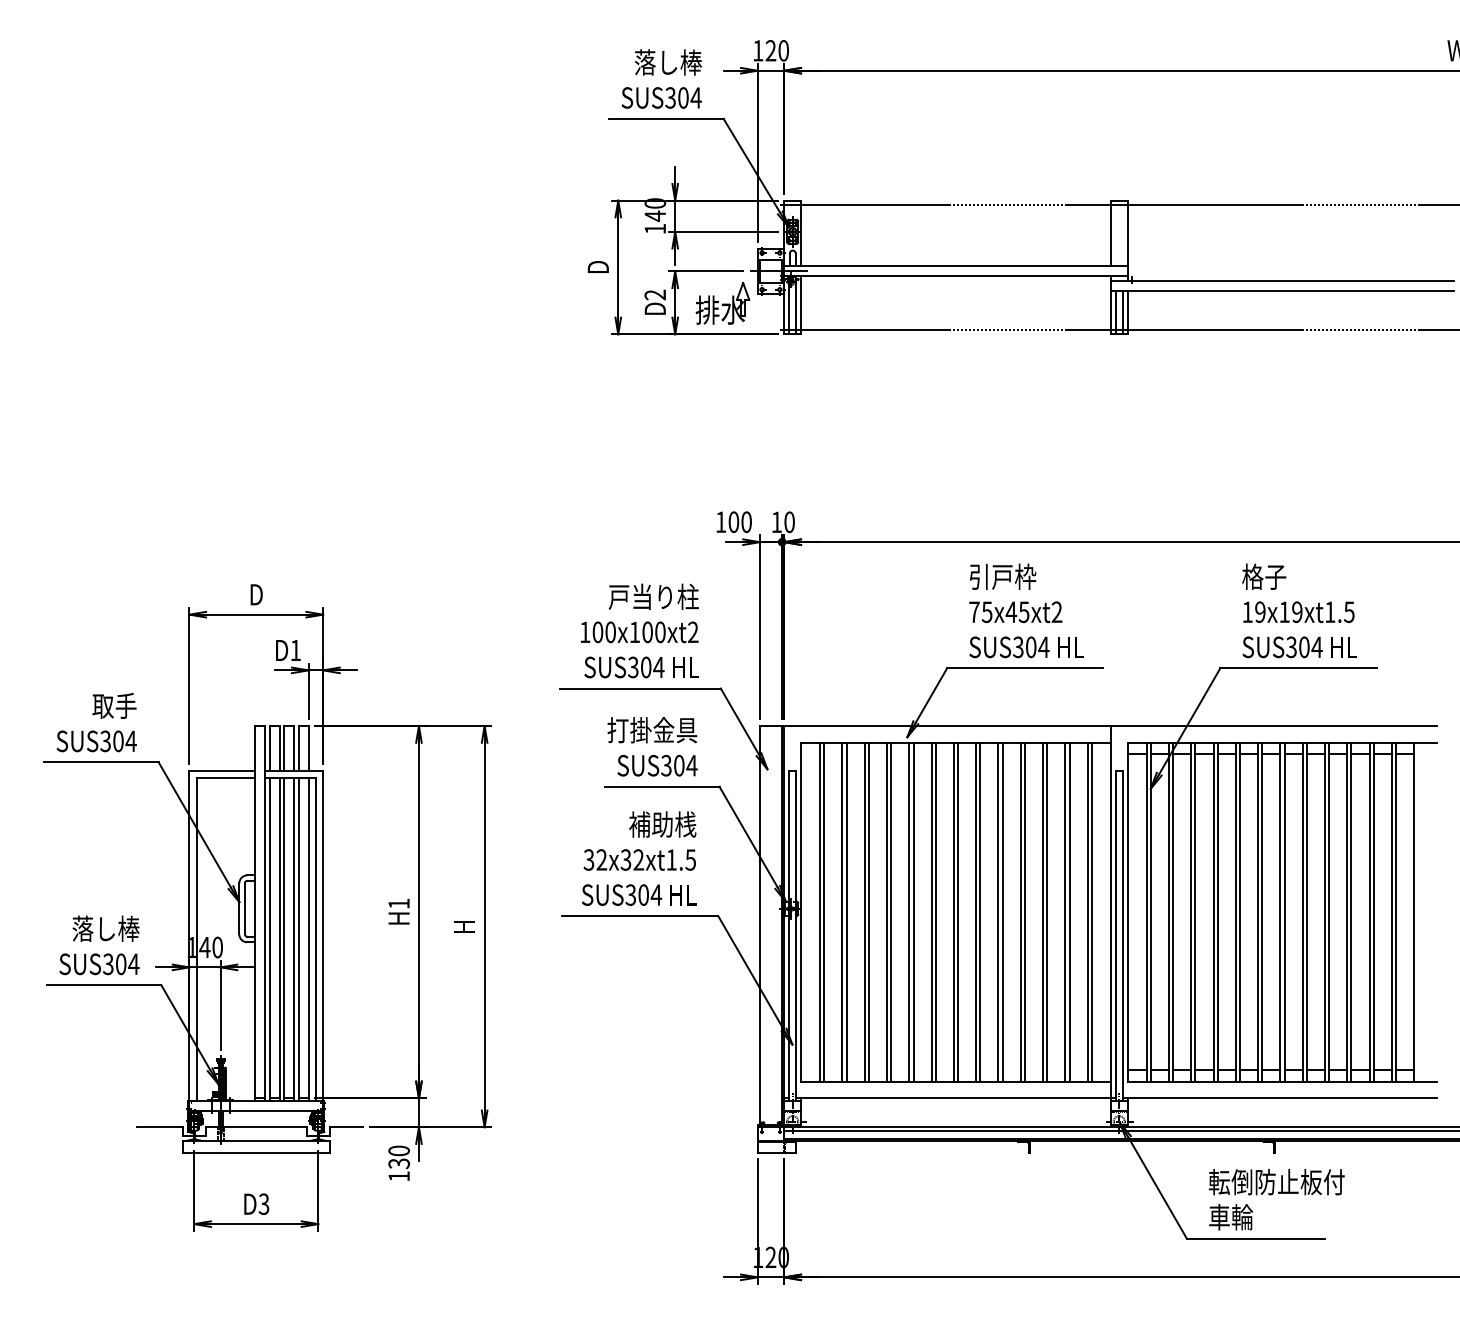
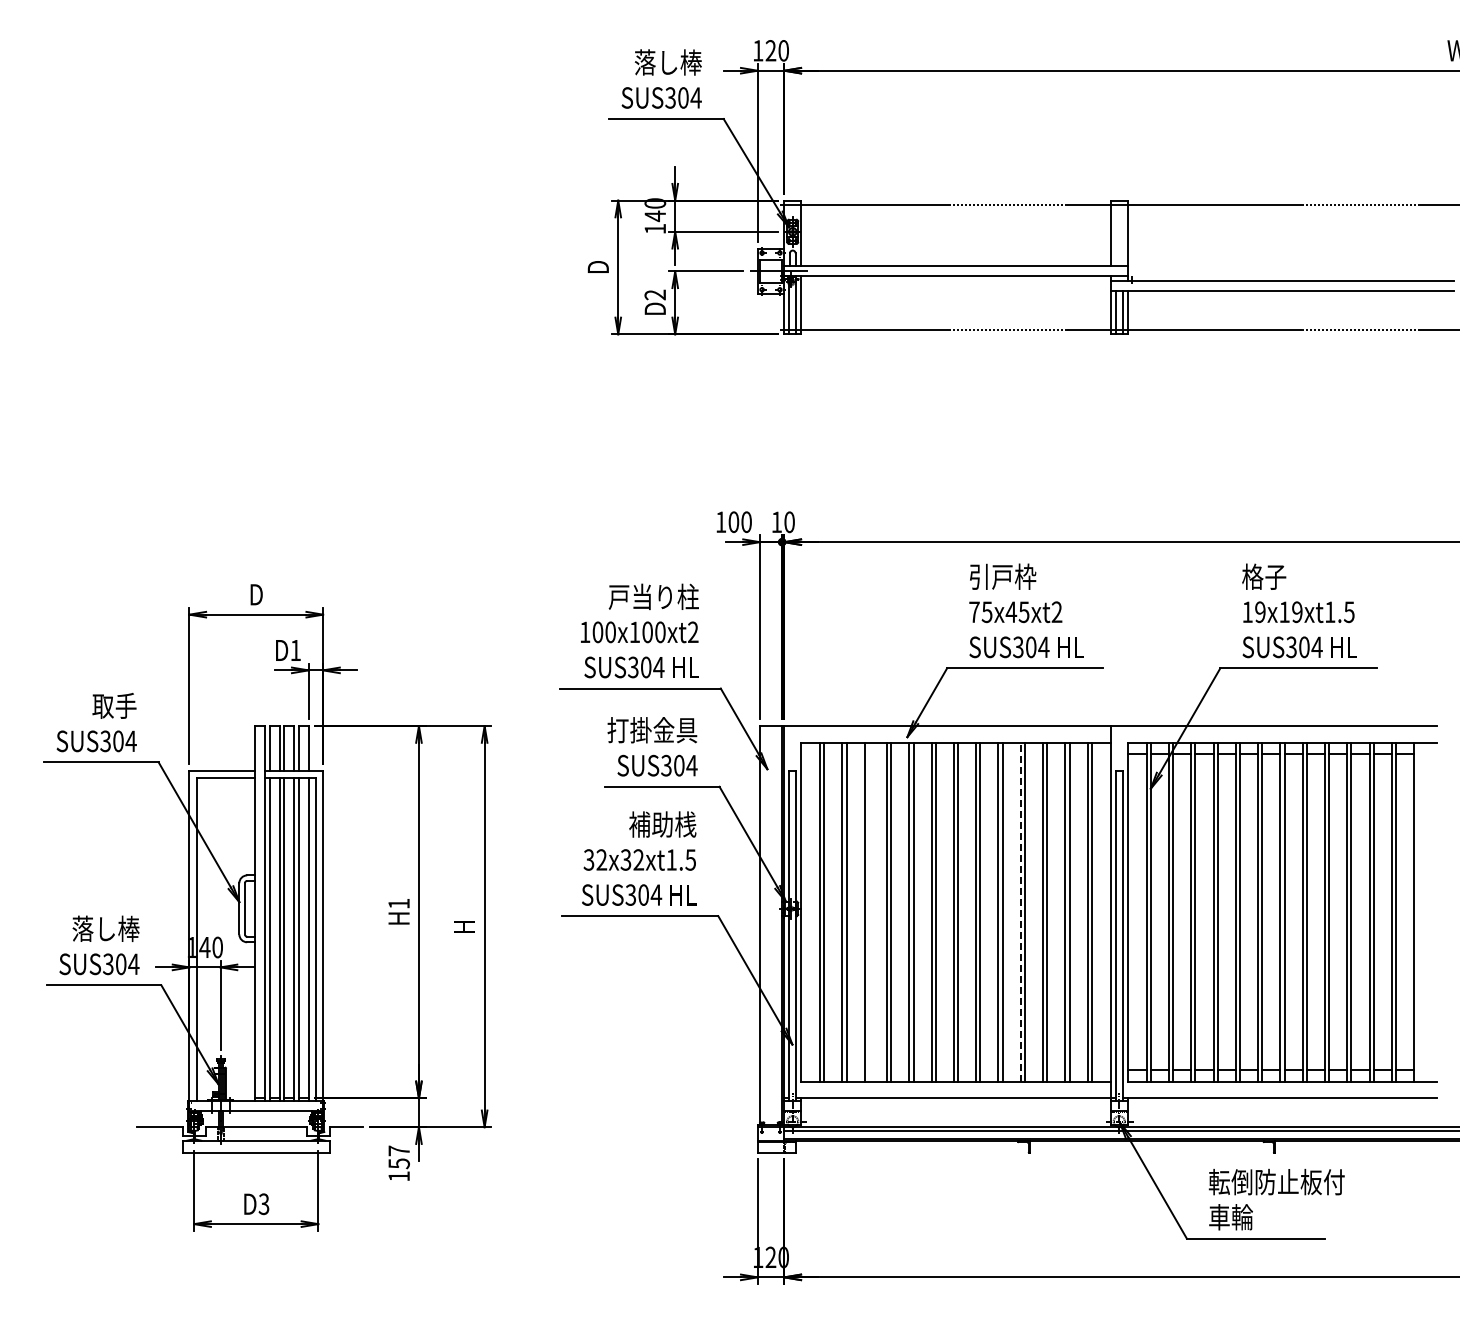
part: present -> none (722, 303)
line: present -> none (868, 911)
line: solid -> dashed (1020, 911)
text: 130 -> 157 (398, 1156)
